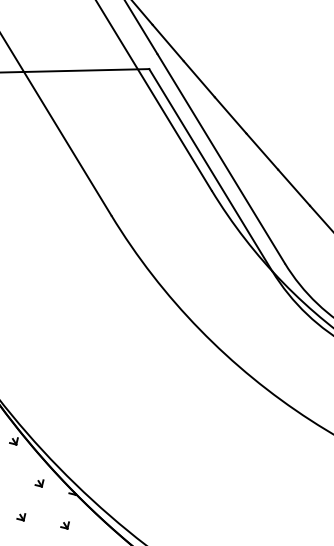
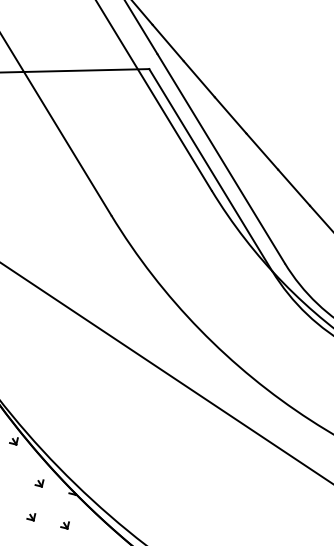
line: none -> present (166, 372)
part position: (21, 517) -> (31, 517) (31, 517)
